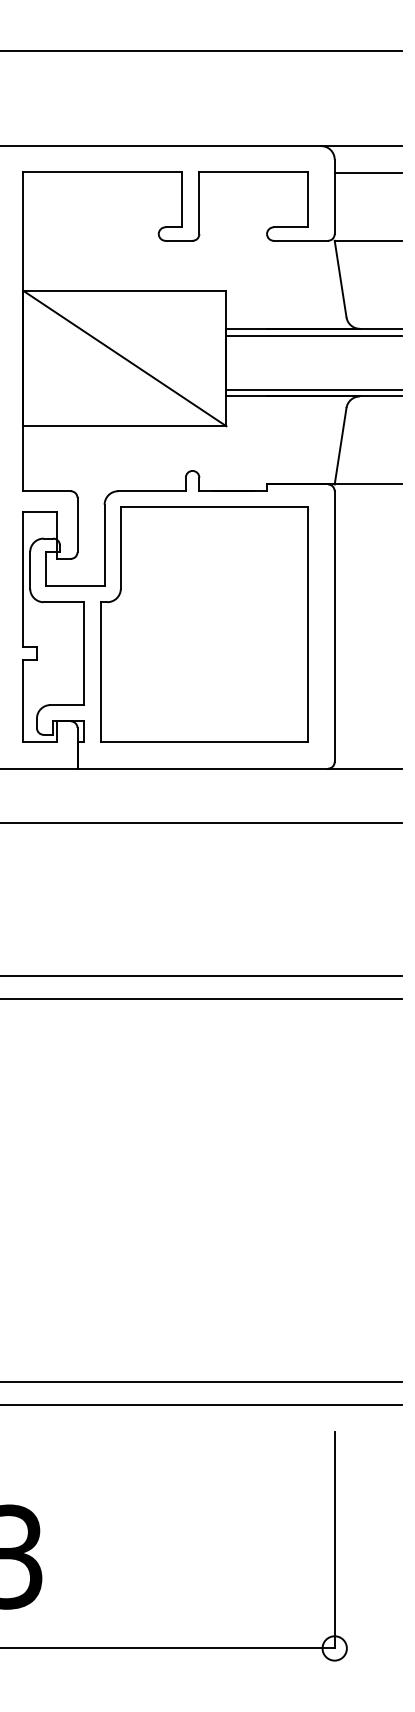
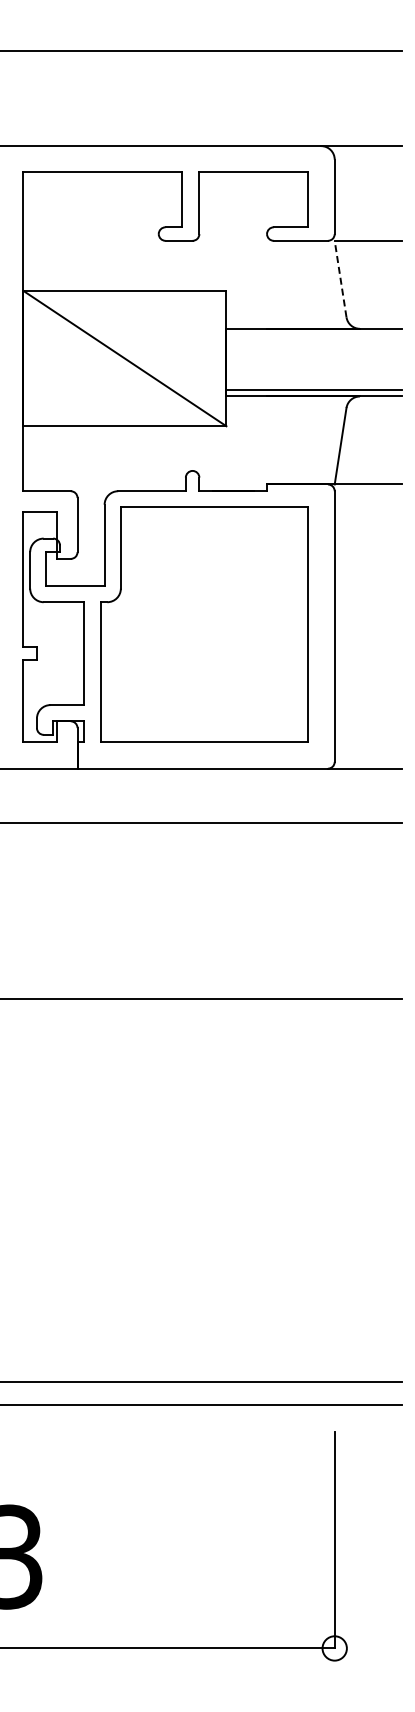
line: present -> none (368, 173)
line: solid -> dashed (340, 279)
line: present -> none (314, 335)
line: present -> none (202, 975)
